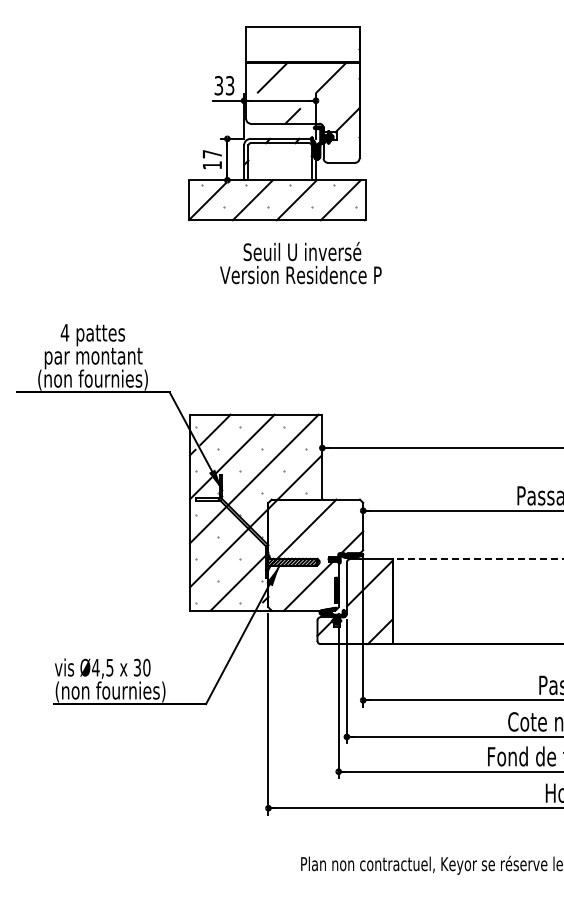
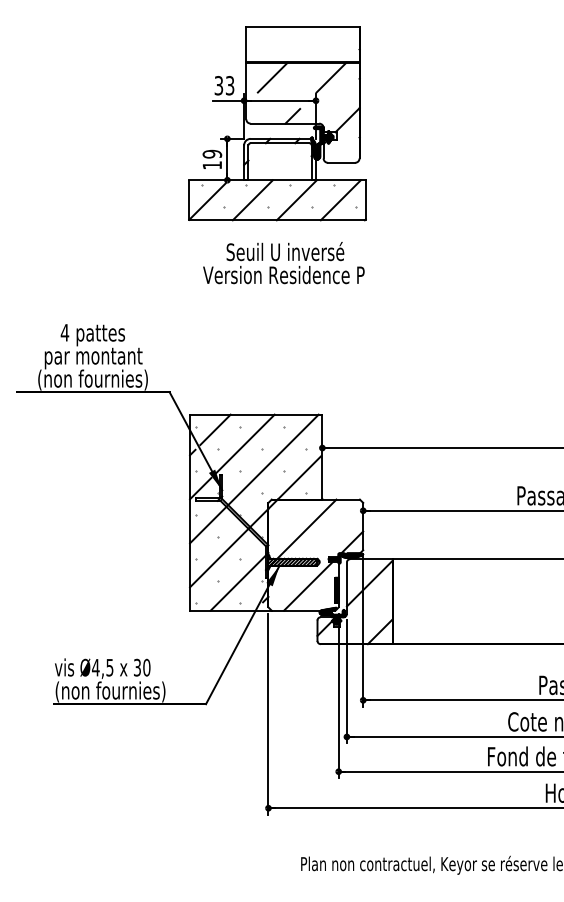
text: 17 -> 19 (212, 153)
text position: (300, 263) -> (283, 263) (283, 263)
line: dashed -> solid (477, 559)
